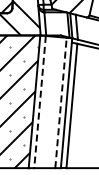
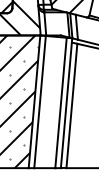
line: dashed -> solid (40, 102)
line: dashed -> solid (61, 102)
